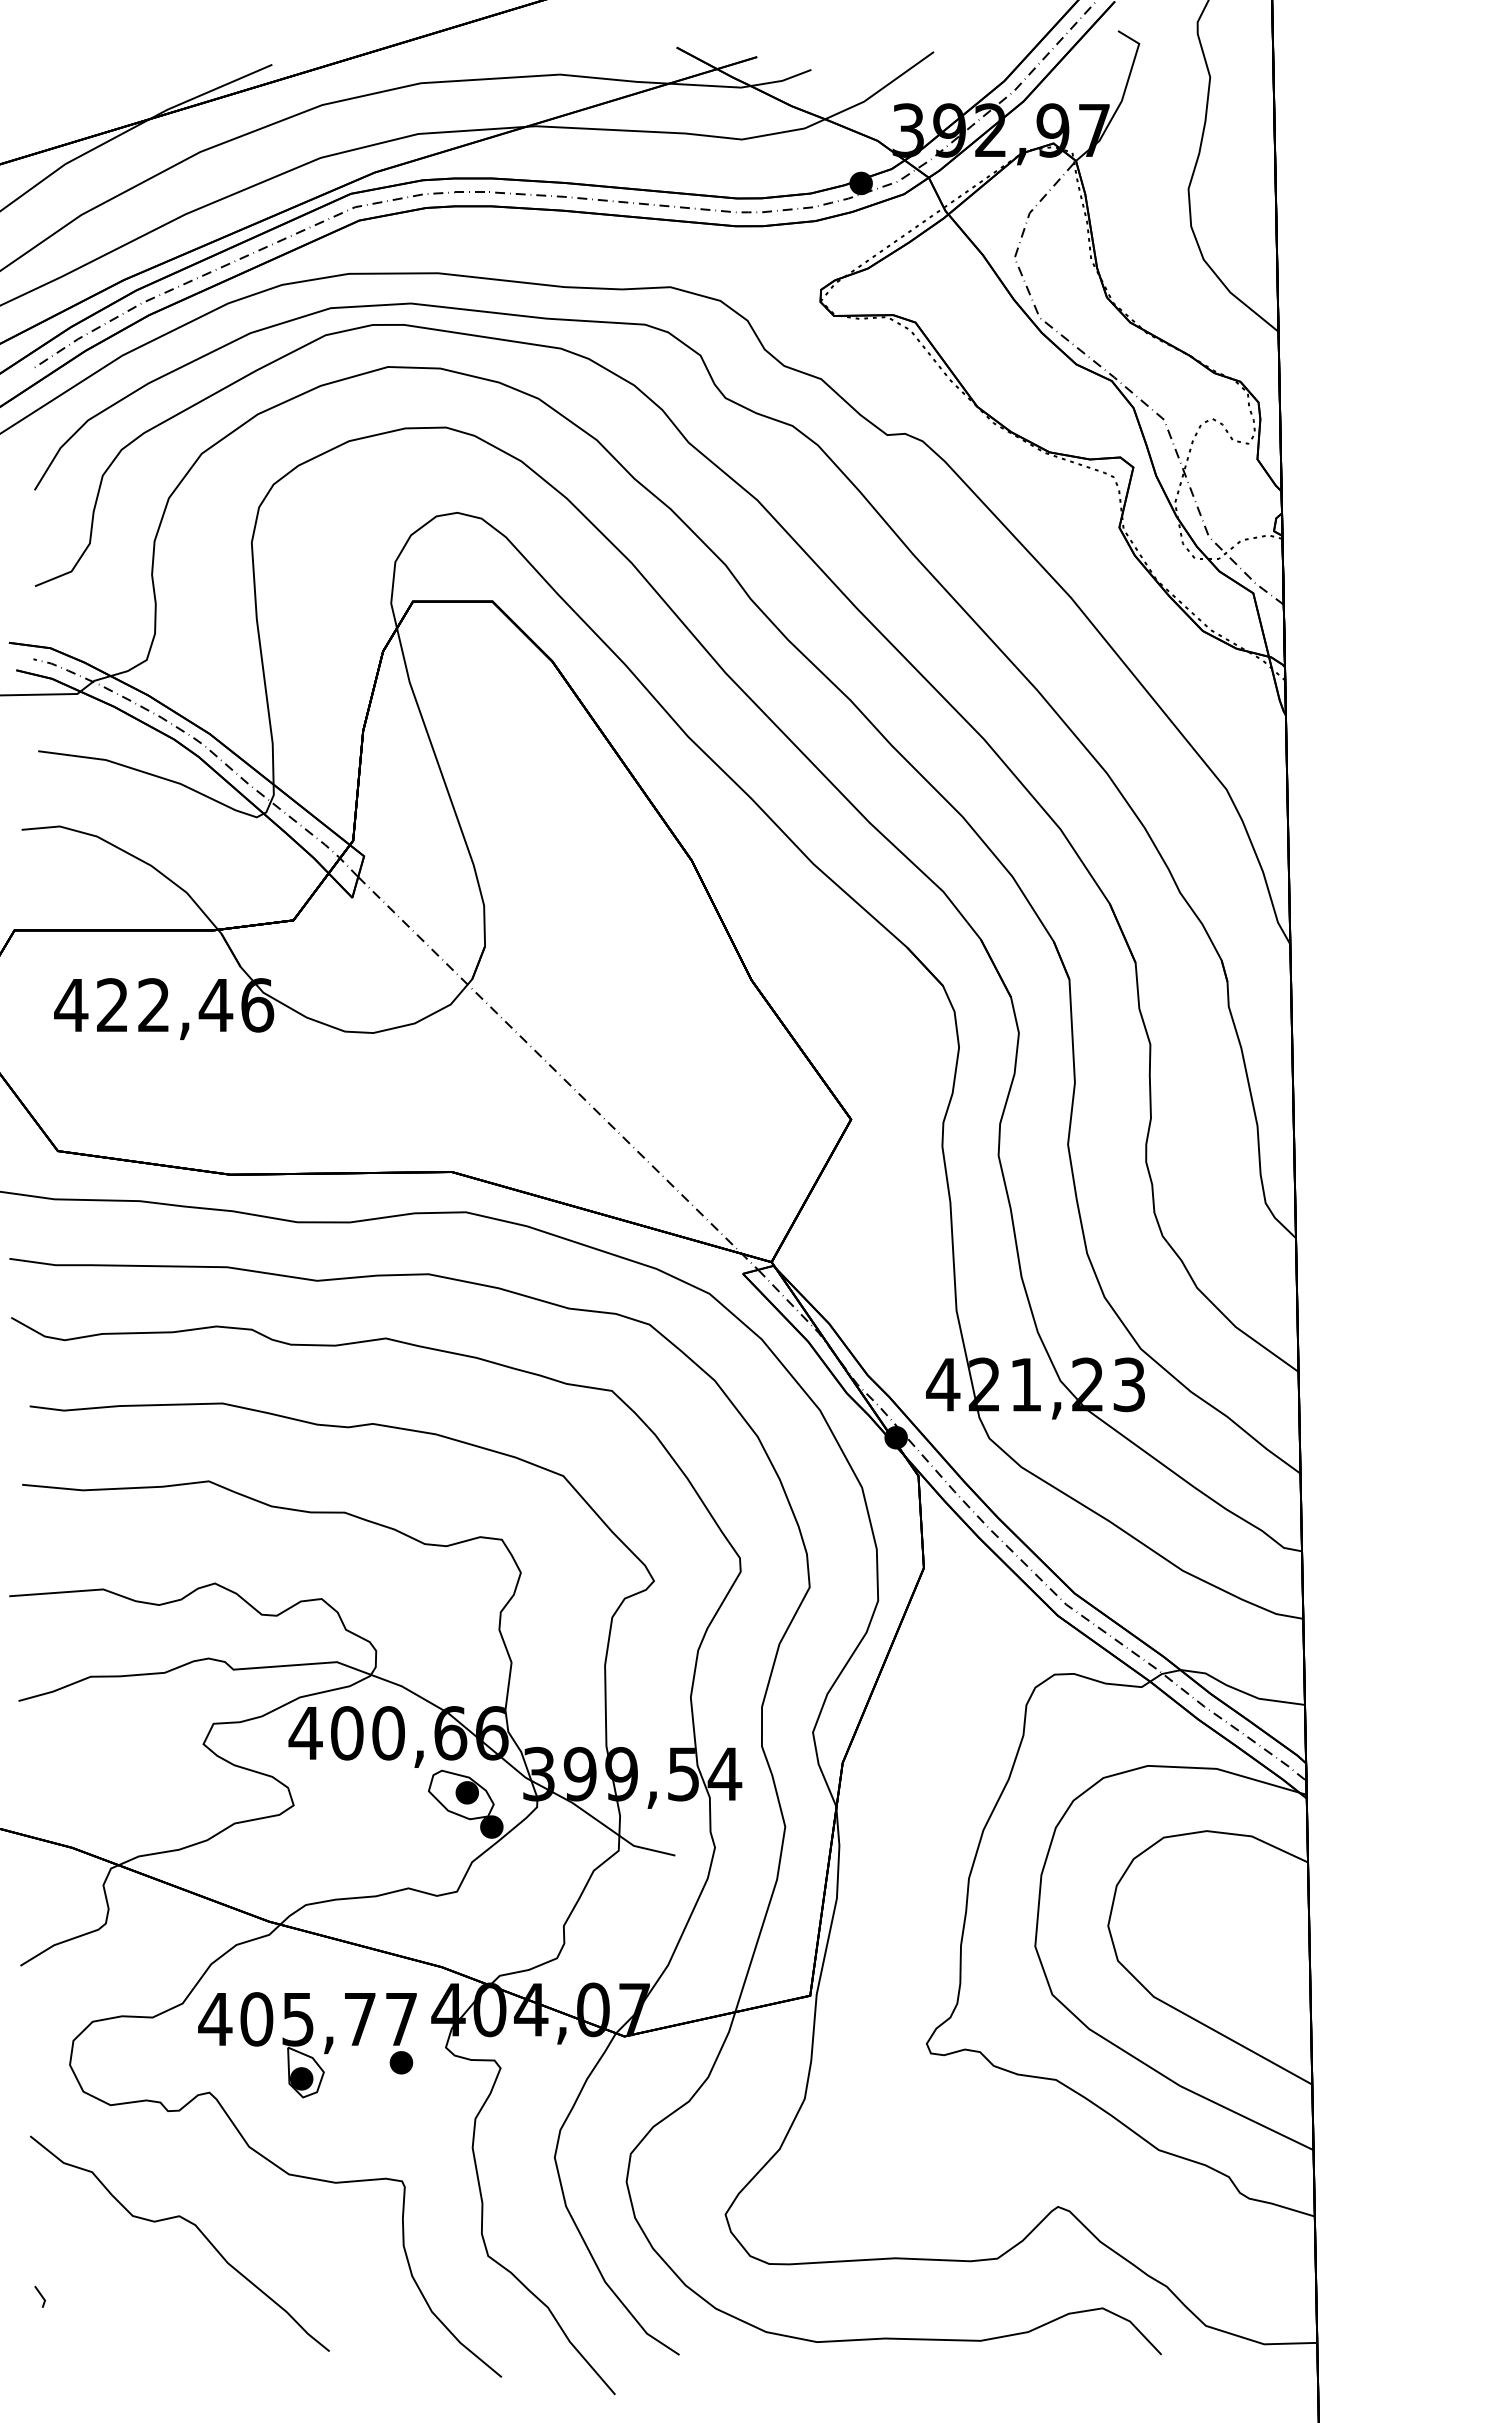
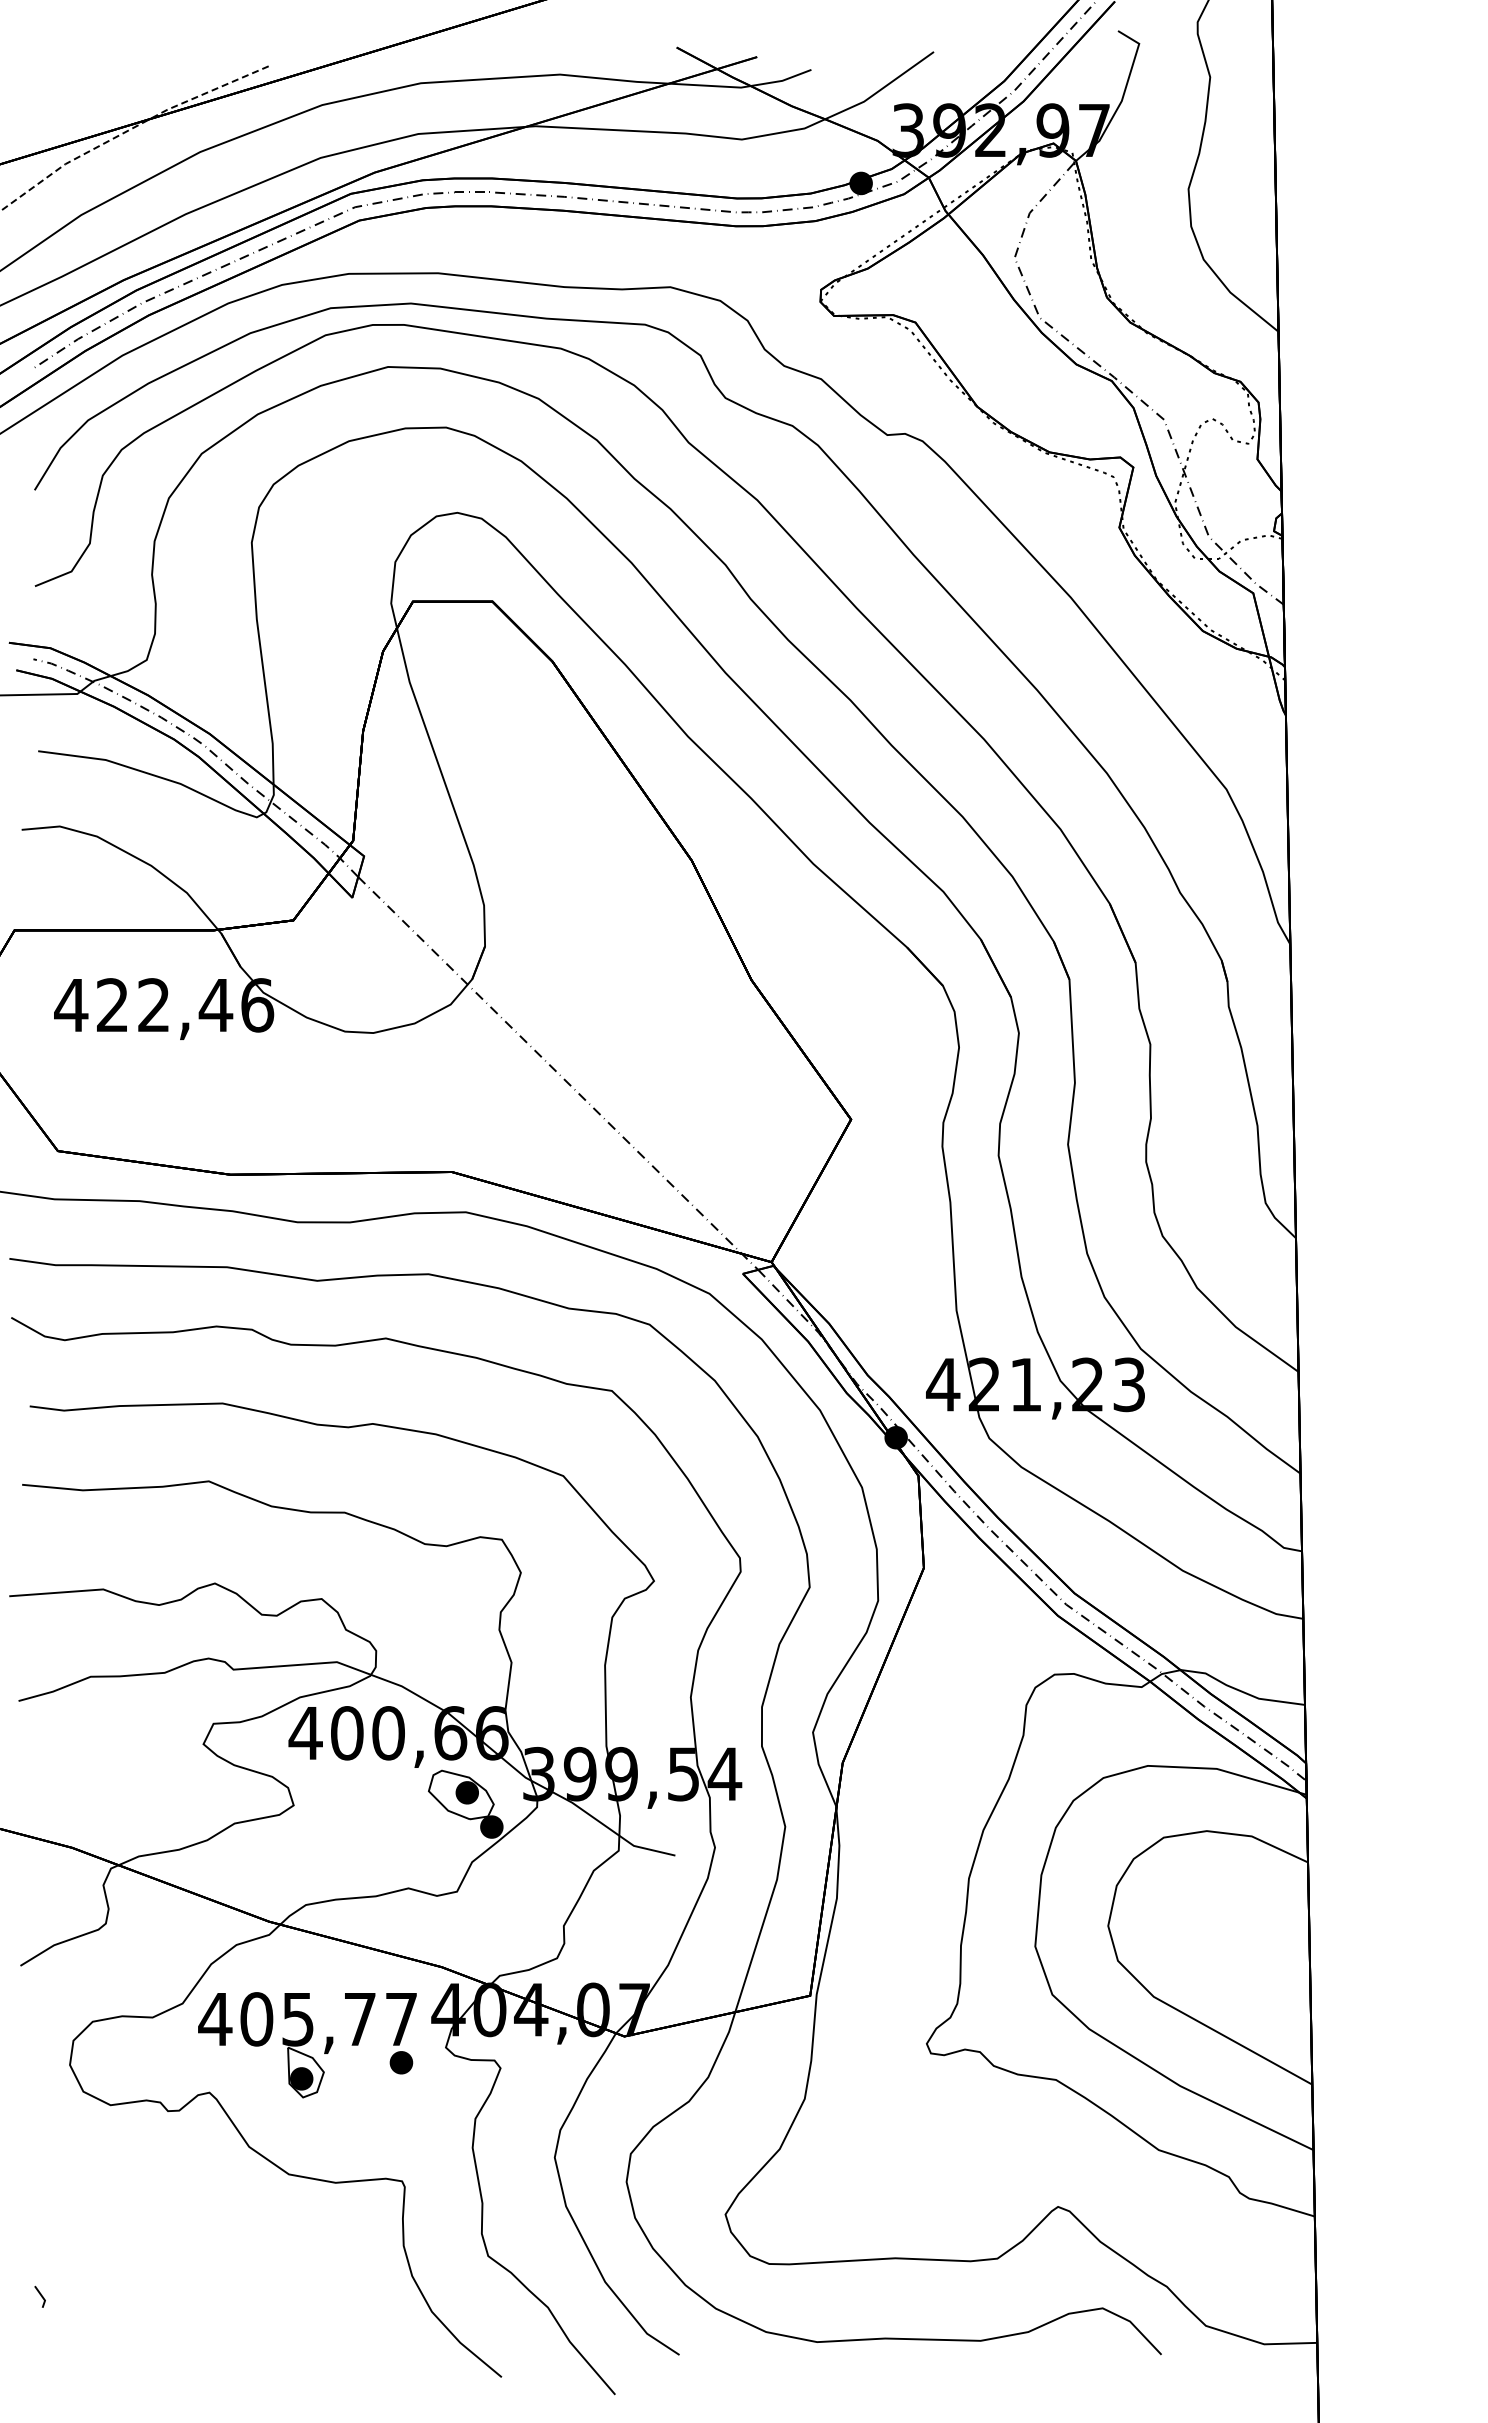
line: solid -> dashed (131, 128)
curve: present -> none (193, 2225)
